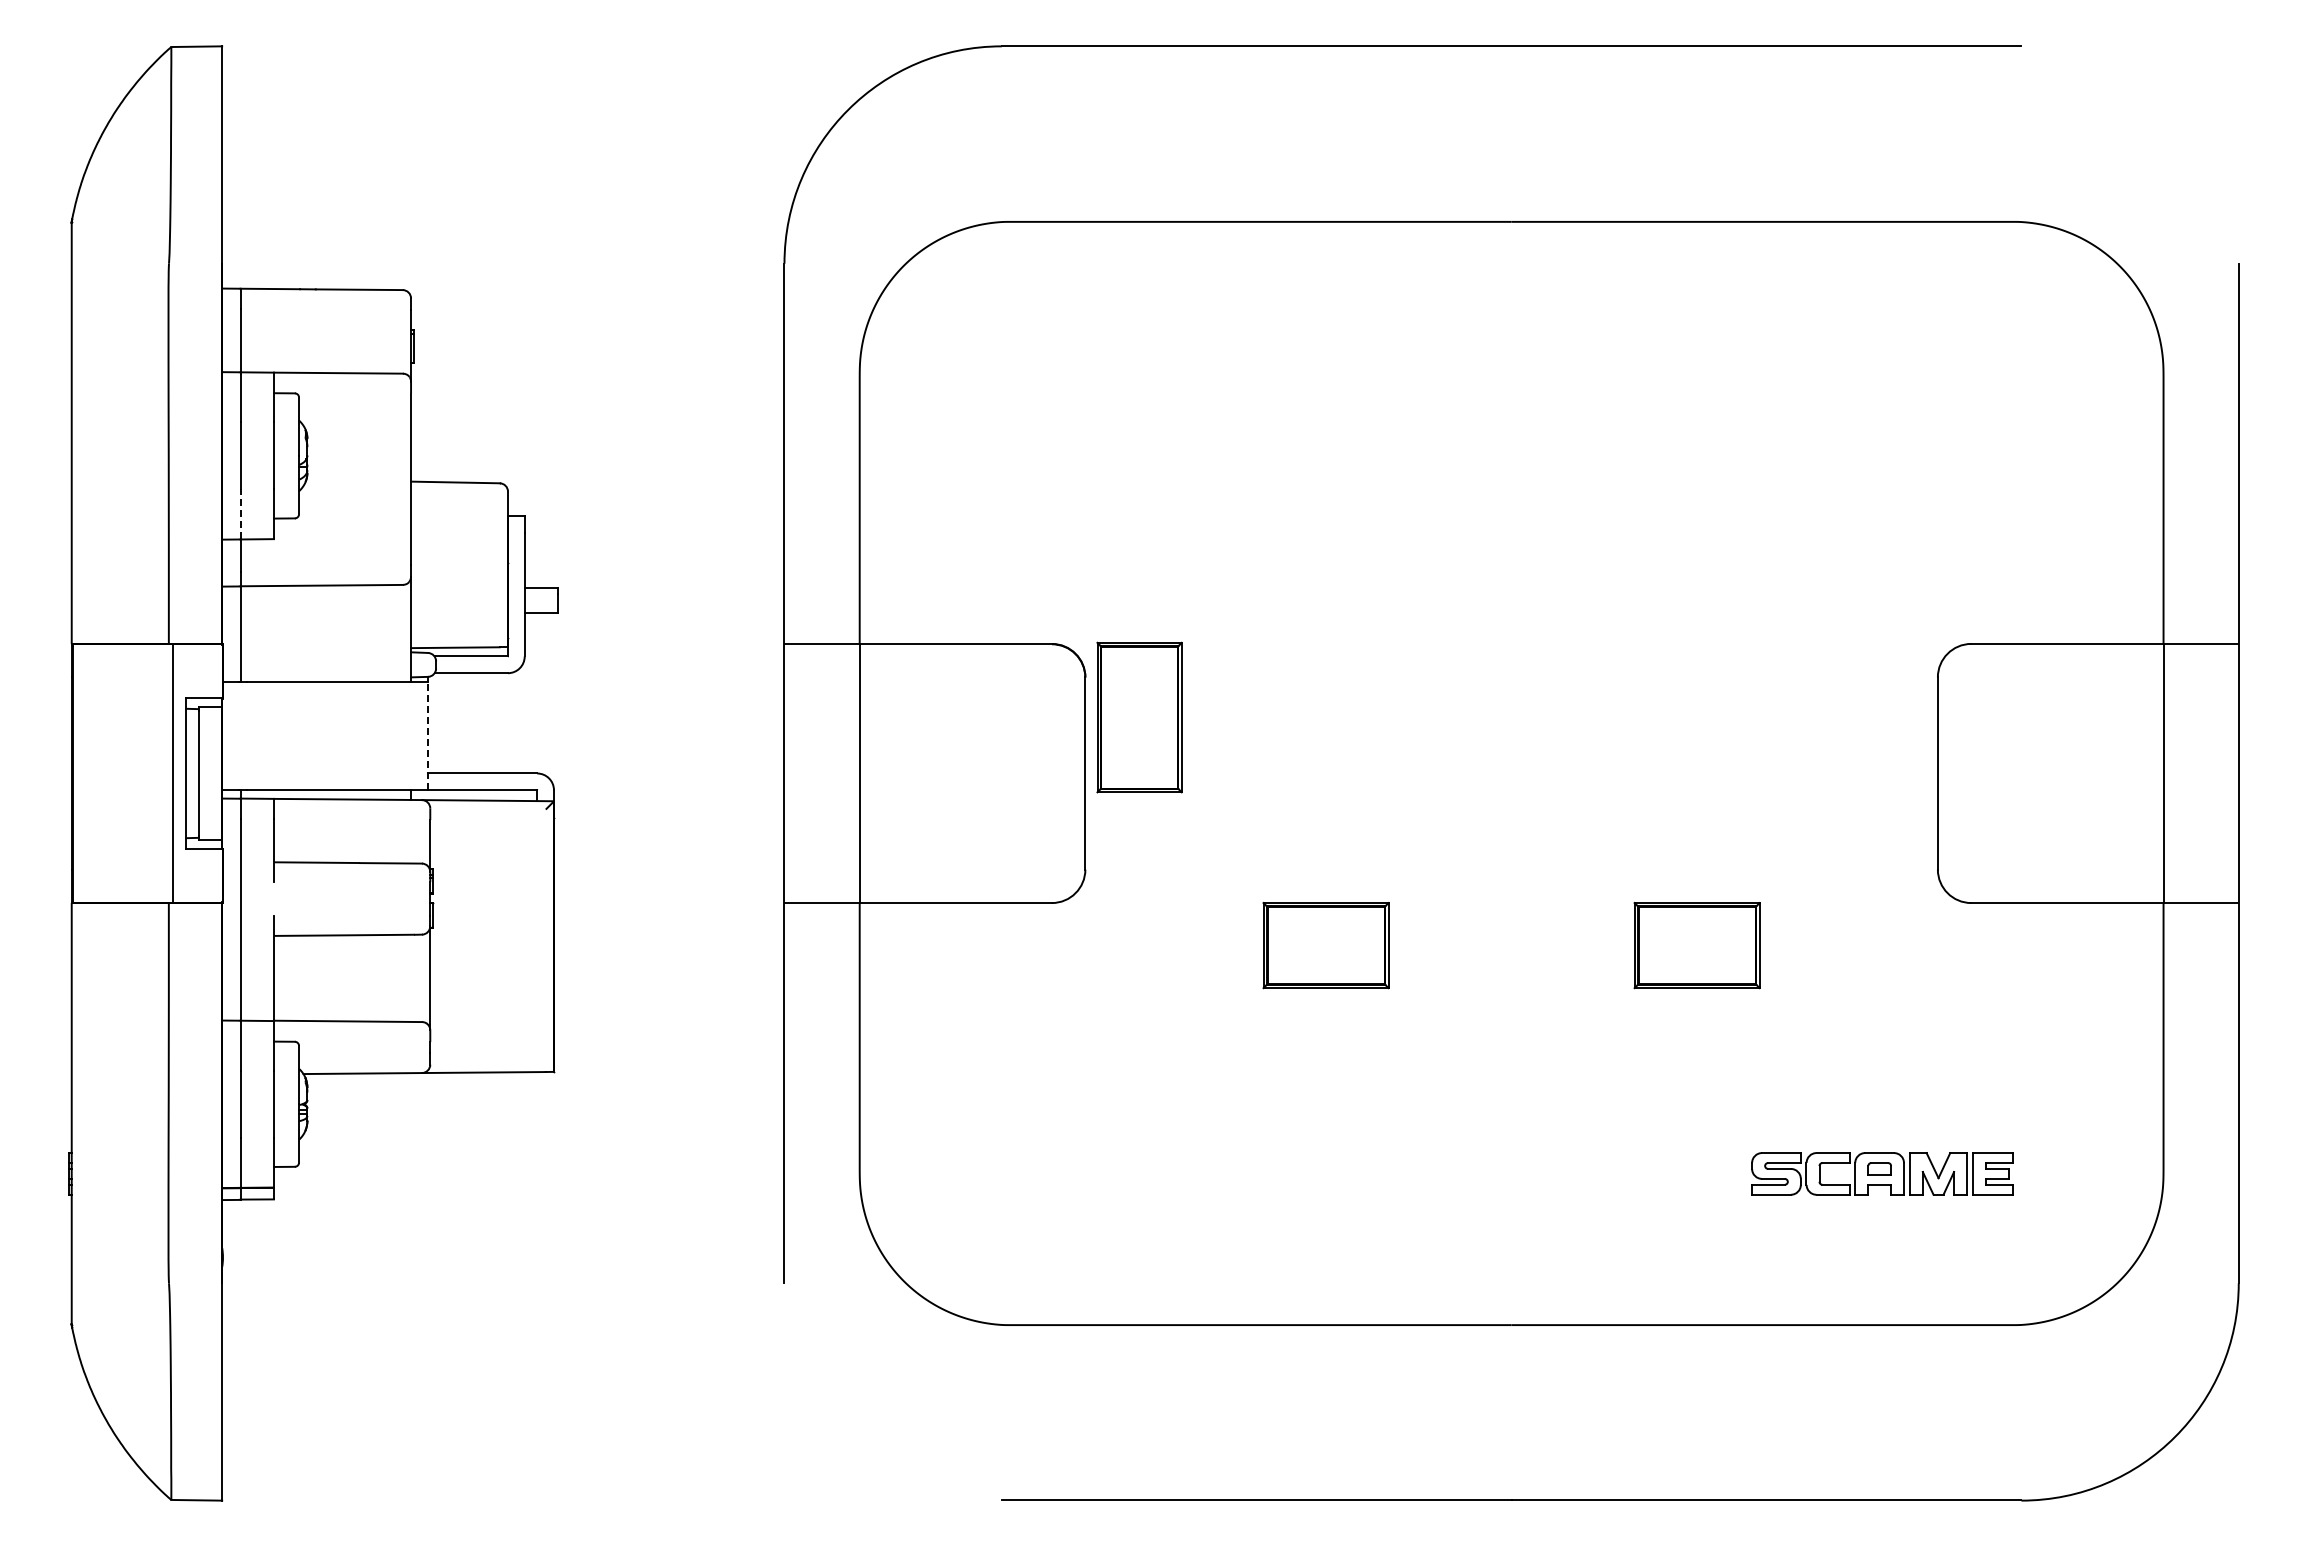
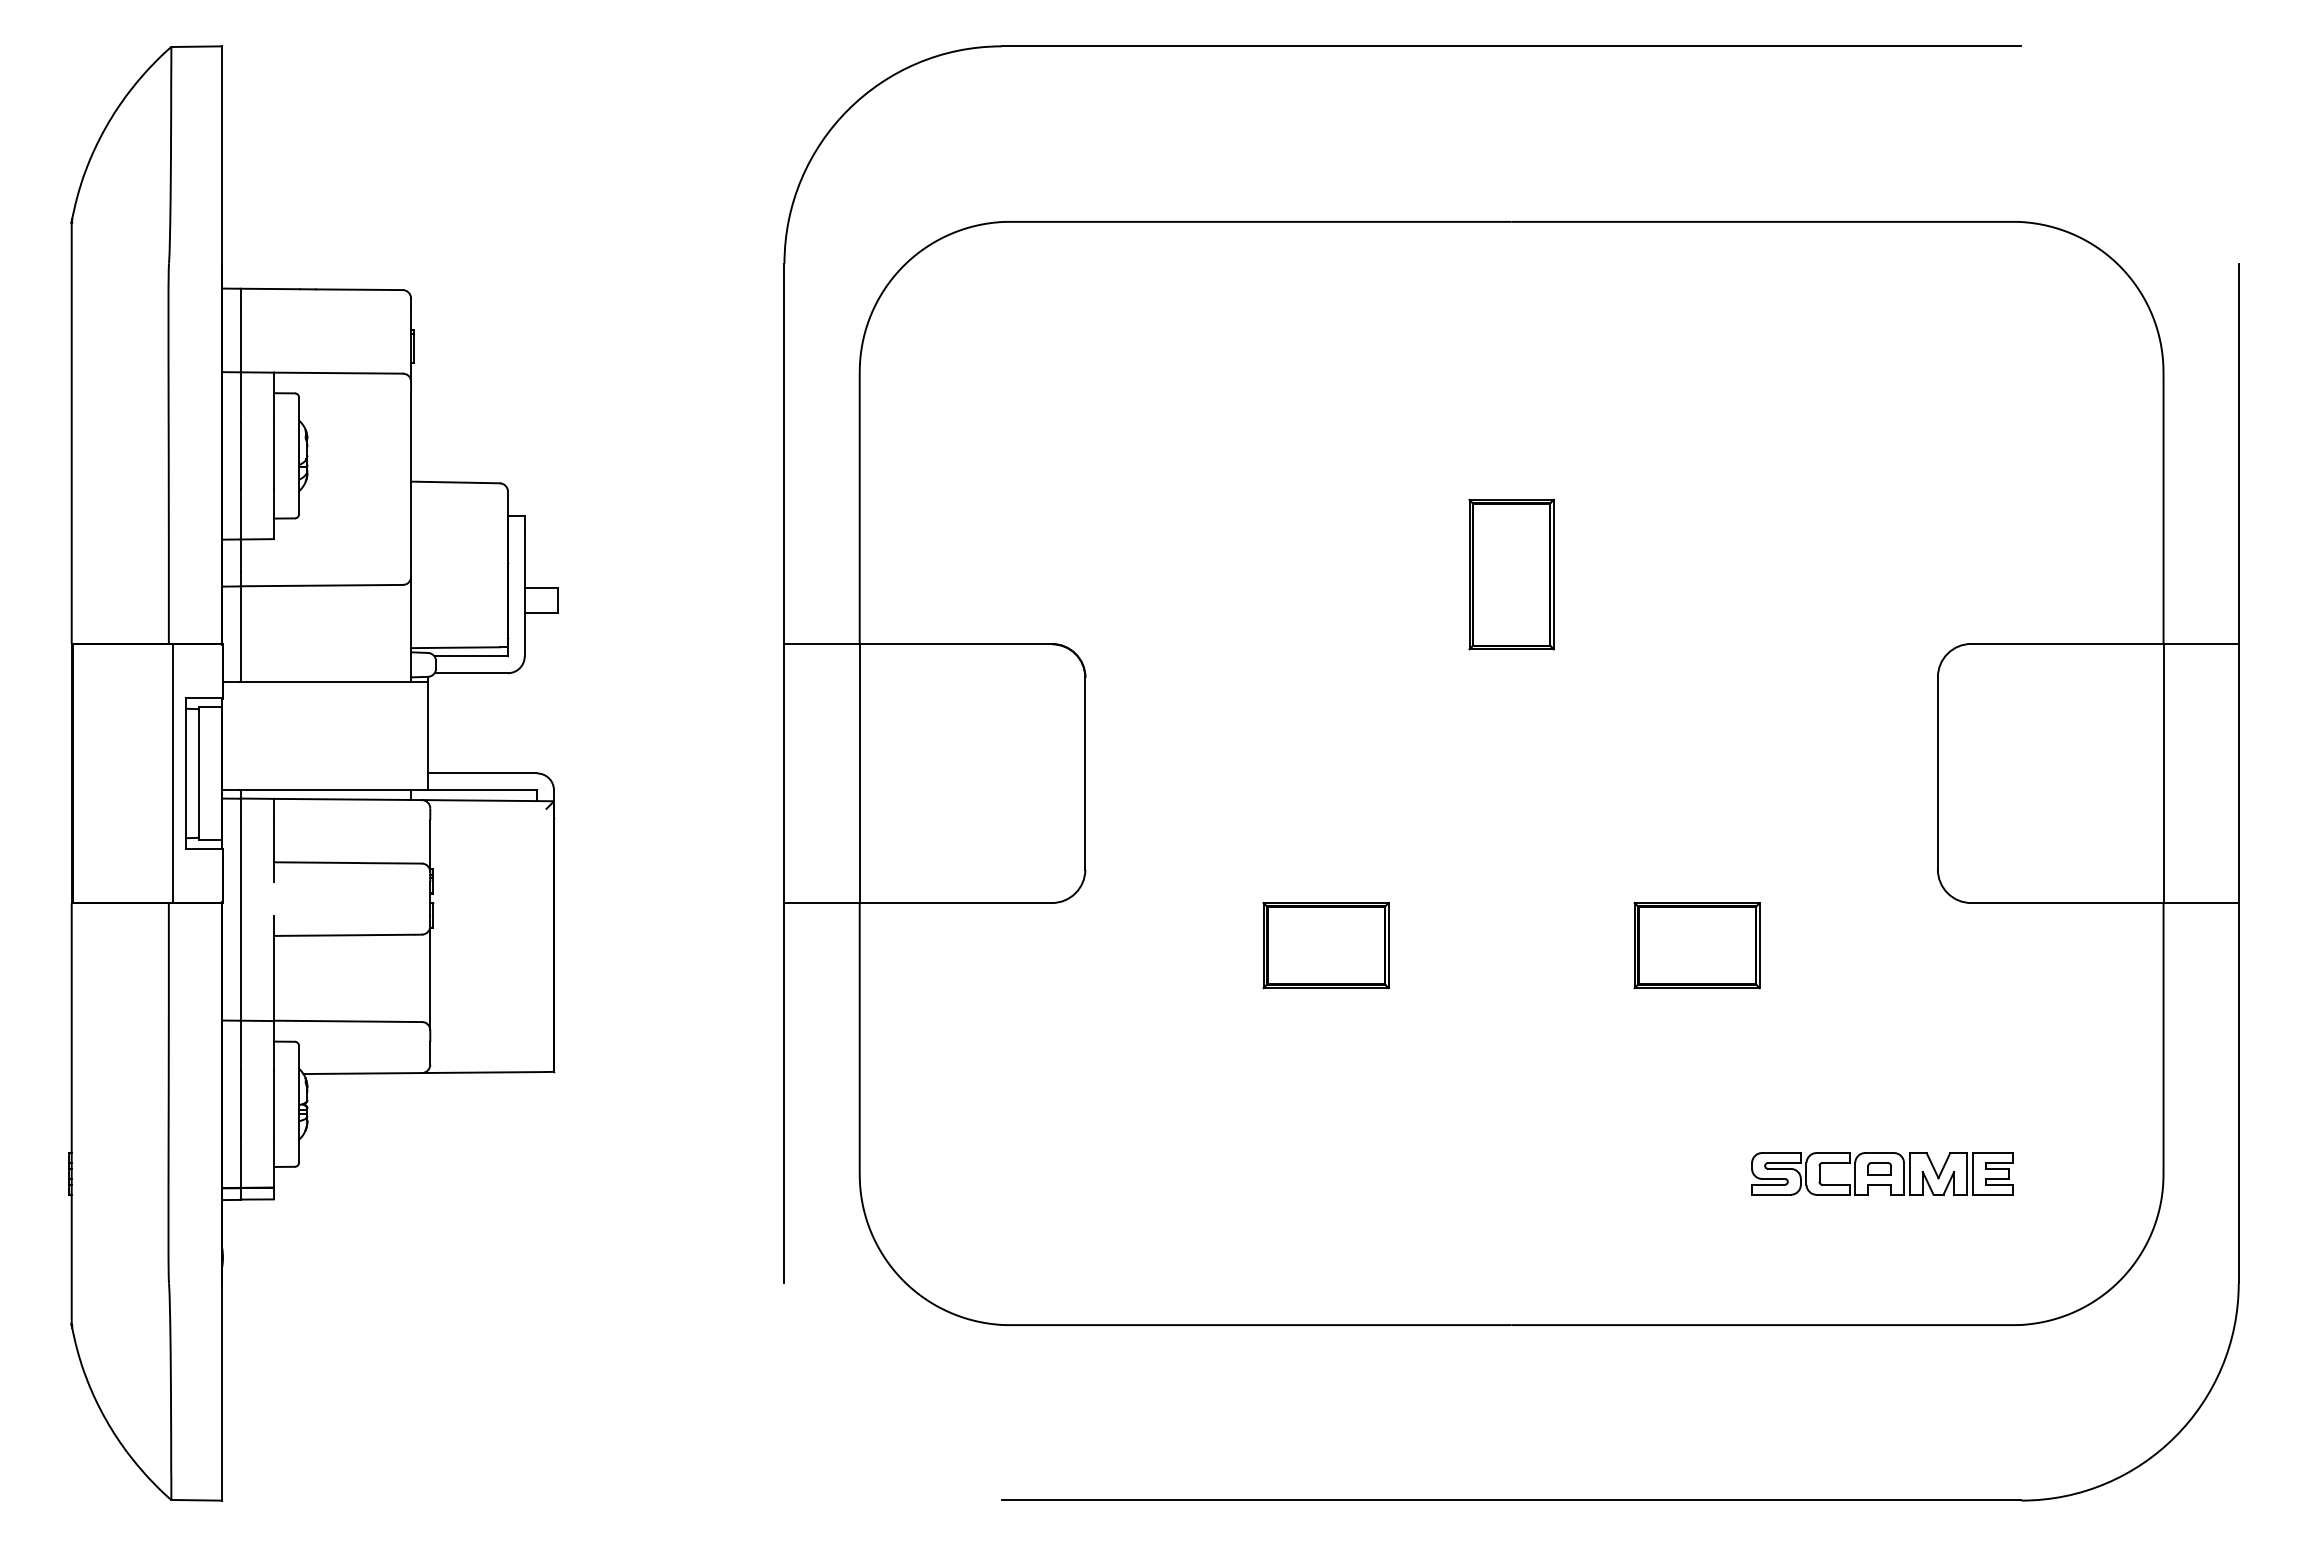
line: dashed -> solid (240, 513)
part position: (1139, 717) -> (1511, 574) (1511, 574)
line: dashed -> solid (427, 735)
